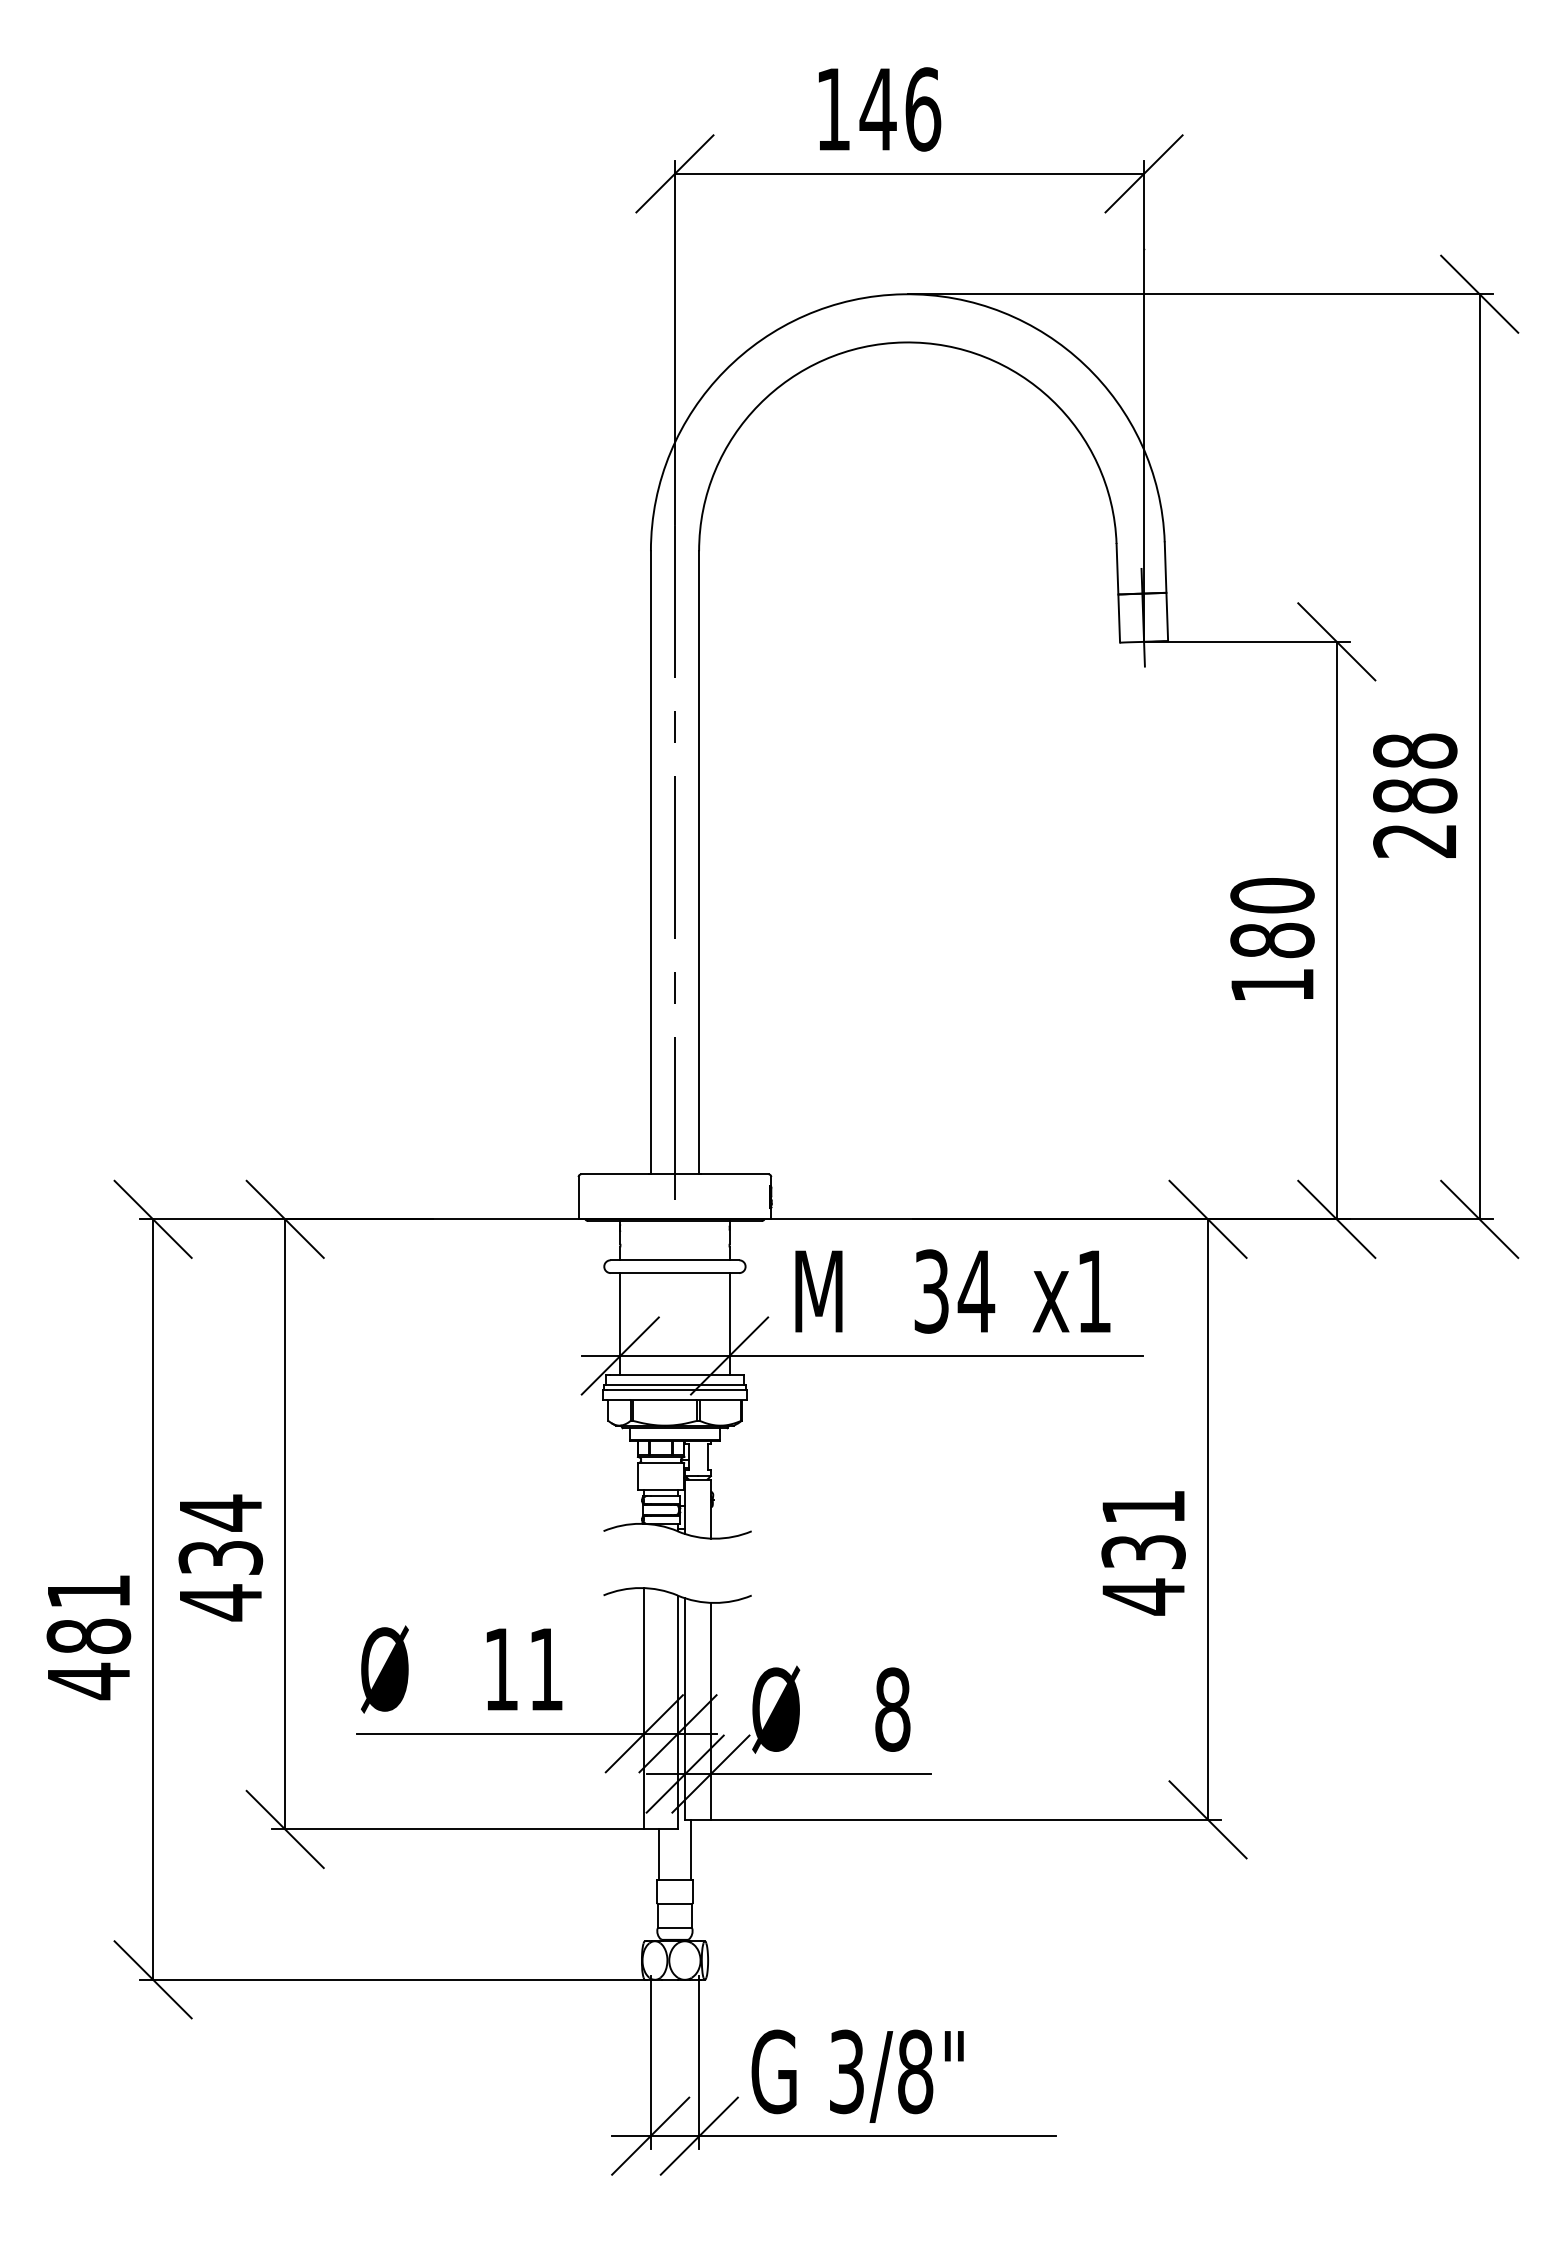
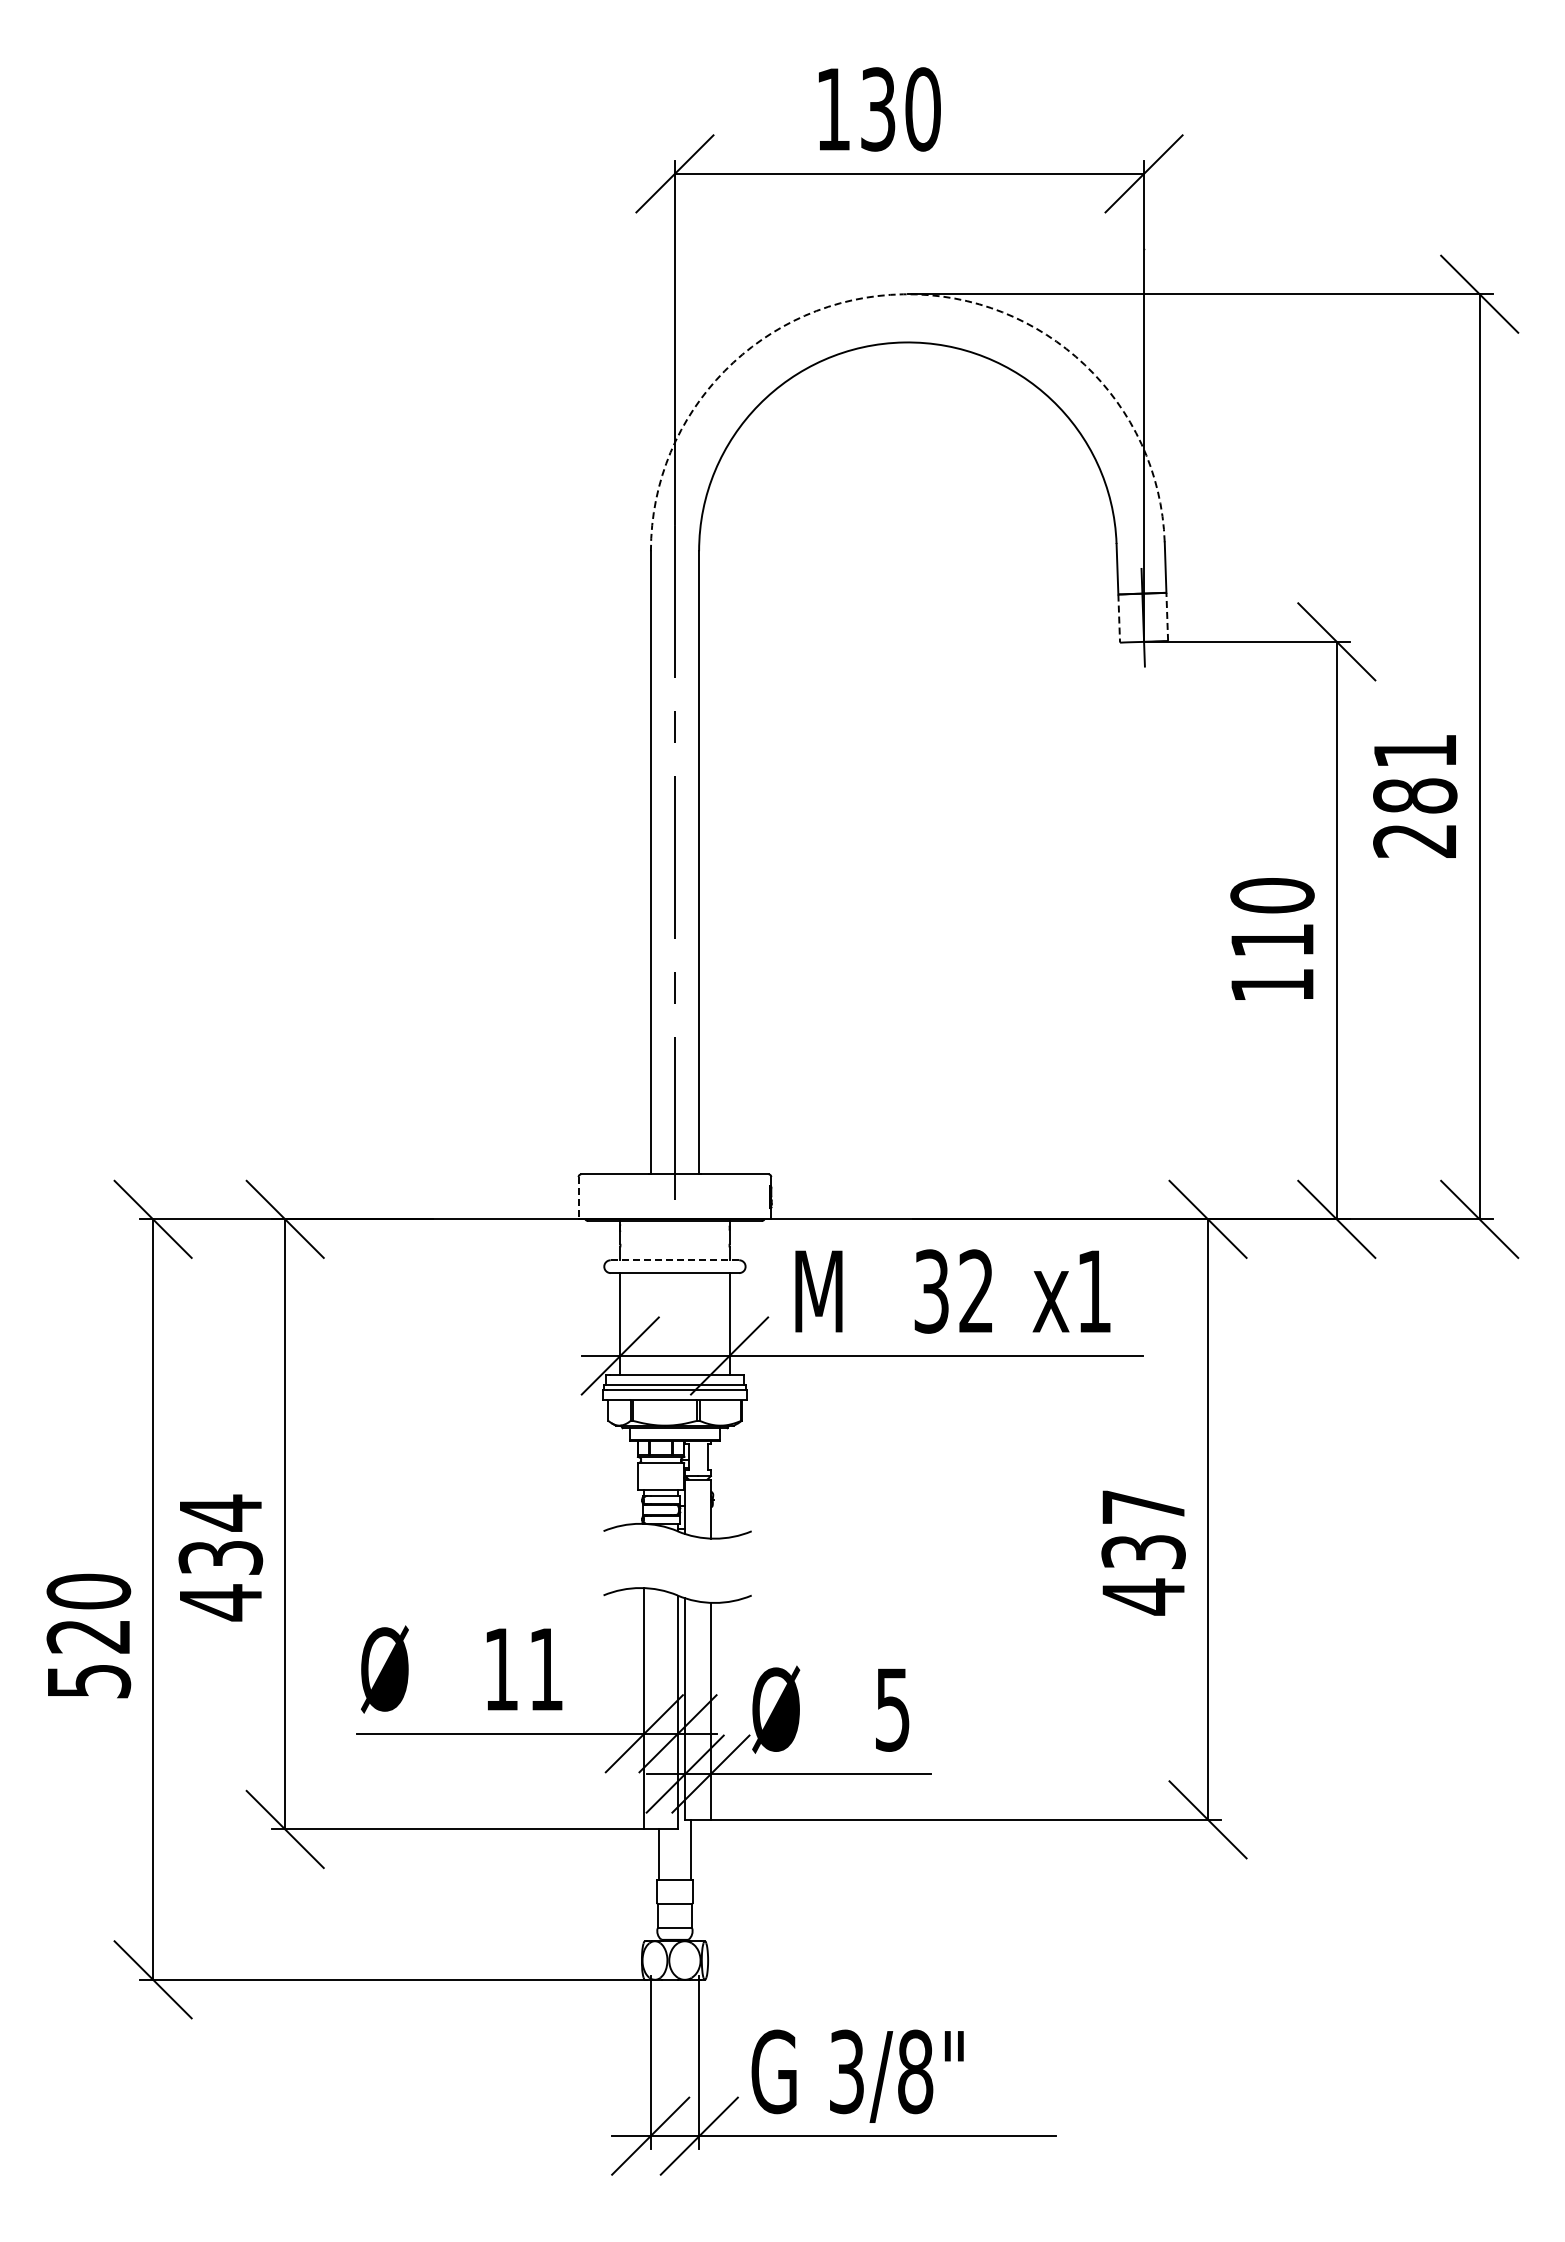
text: 146 -> 130 (900, 109)
arc: solid -> dashed (903, 294)
line: solid -> dashed (1167, 616)
line: solid -> dashed (1119, 619)
text: 288 -> 281 (1415, 750)
text: 180 -> 110 (1272, 940)
line: solid -> dashed (578, 1198)
line: solid -> dashed (674, 1260)
text: 34 -> 32 (976, 1290)
text: 431 -> 437 (1143, 1506)
text: 481 -> 520 (88, 1636)
text: 8 -> 5 (892, 1709)
